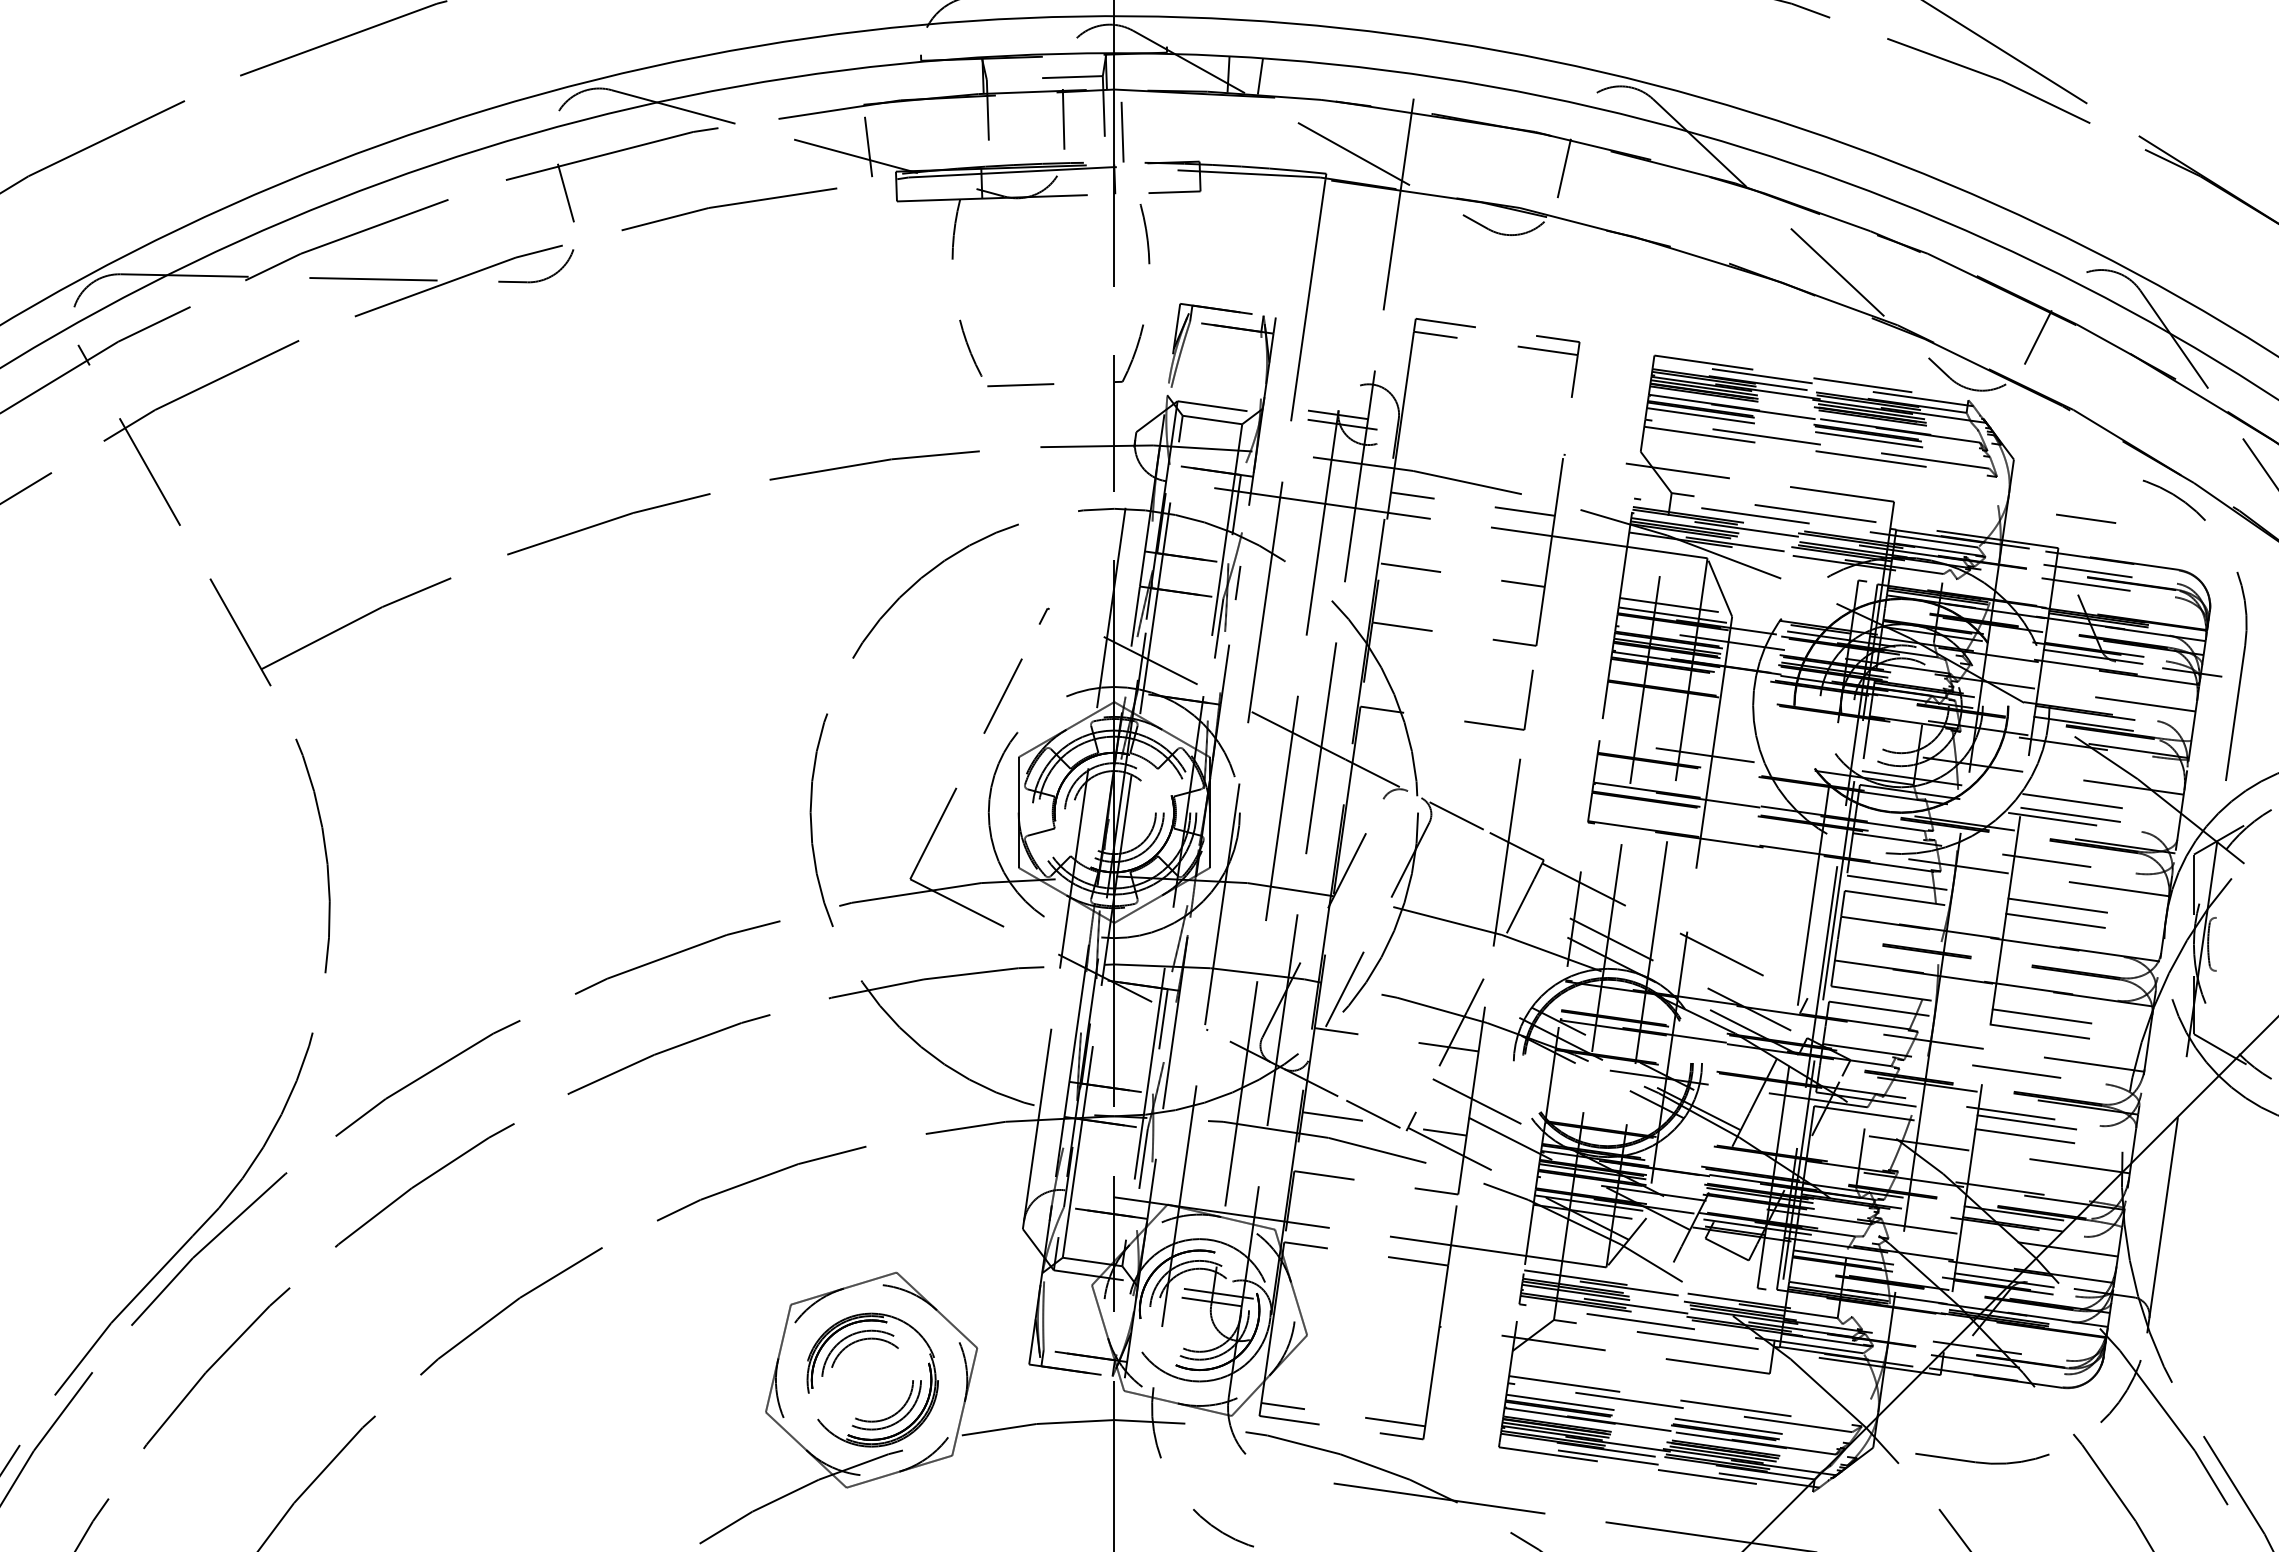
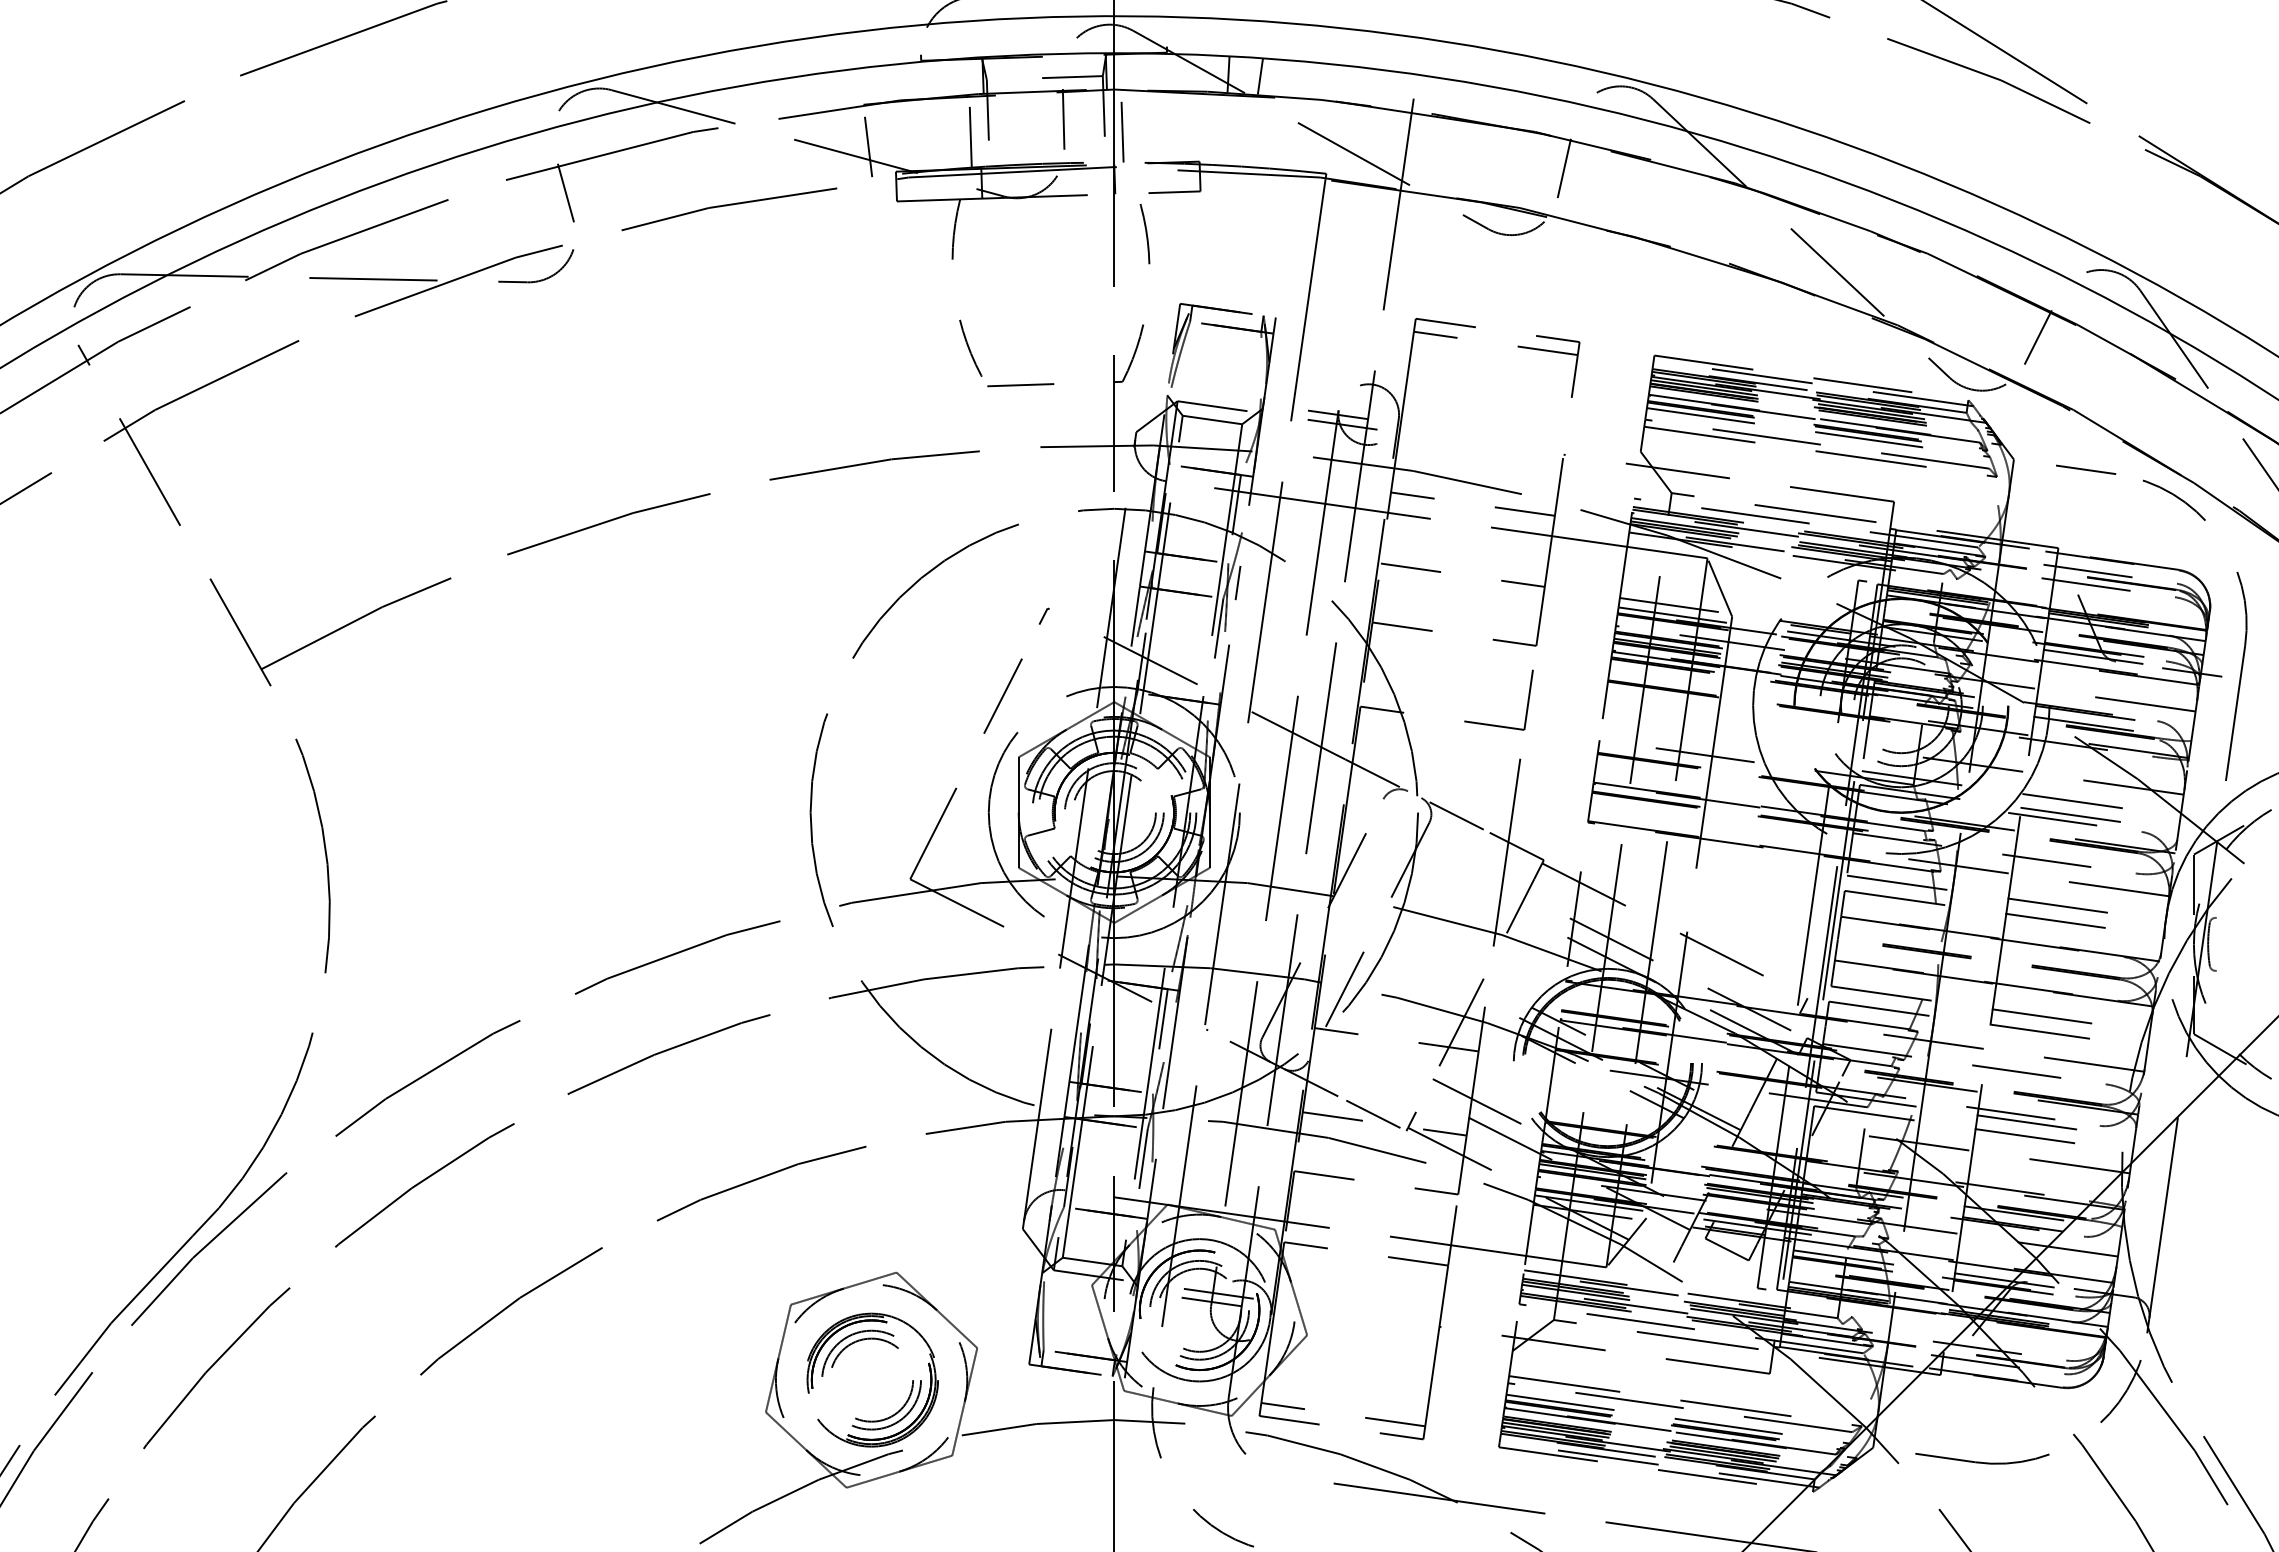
line: none -> present (970, 130)
line position: (2086, 518) -> (2086, 469) (2086, 469)
